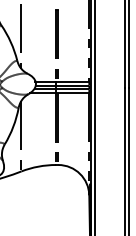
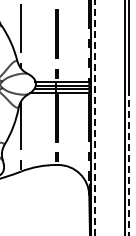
line: solid -> dashed (95, 118)
line: solid -> dashed (129, 161)
